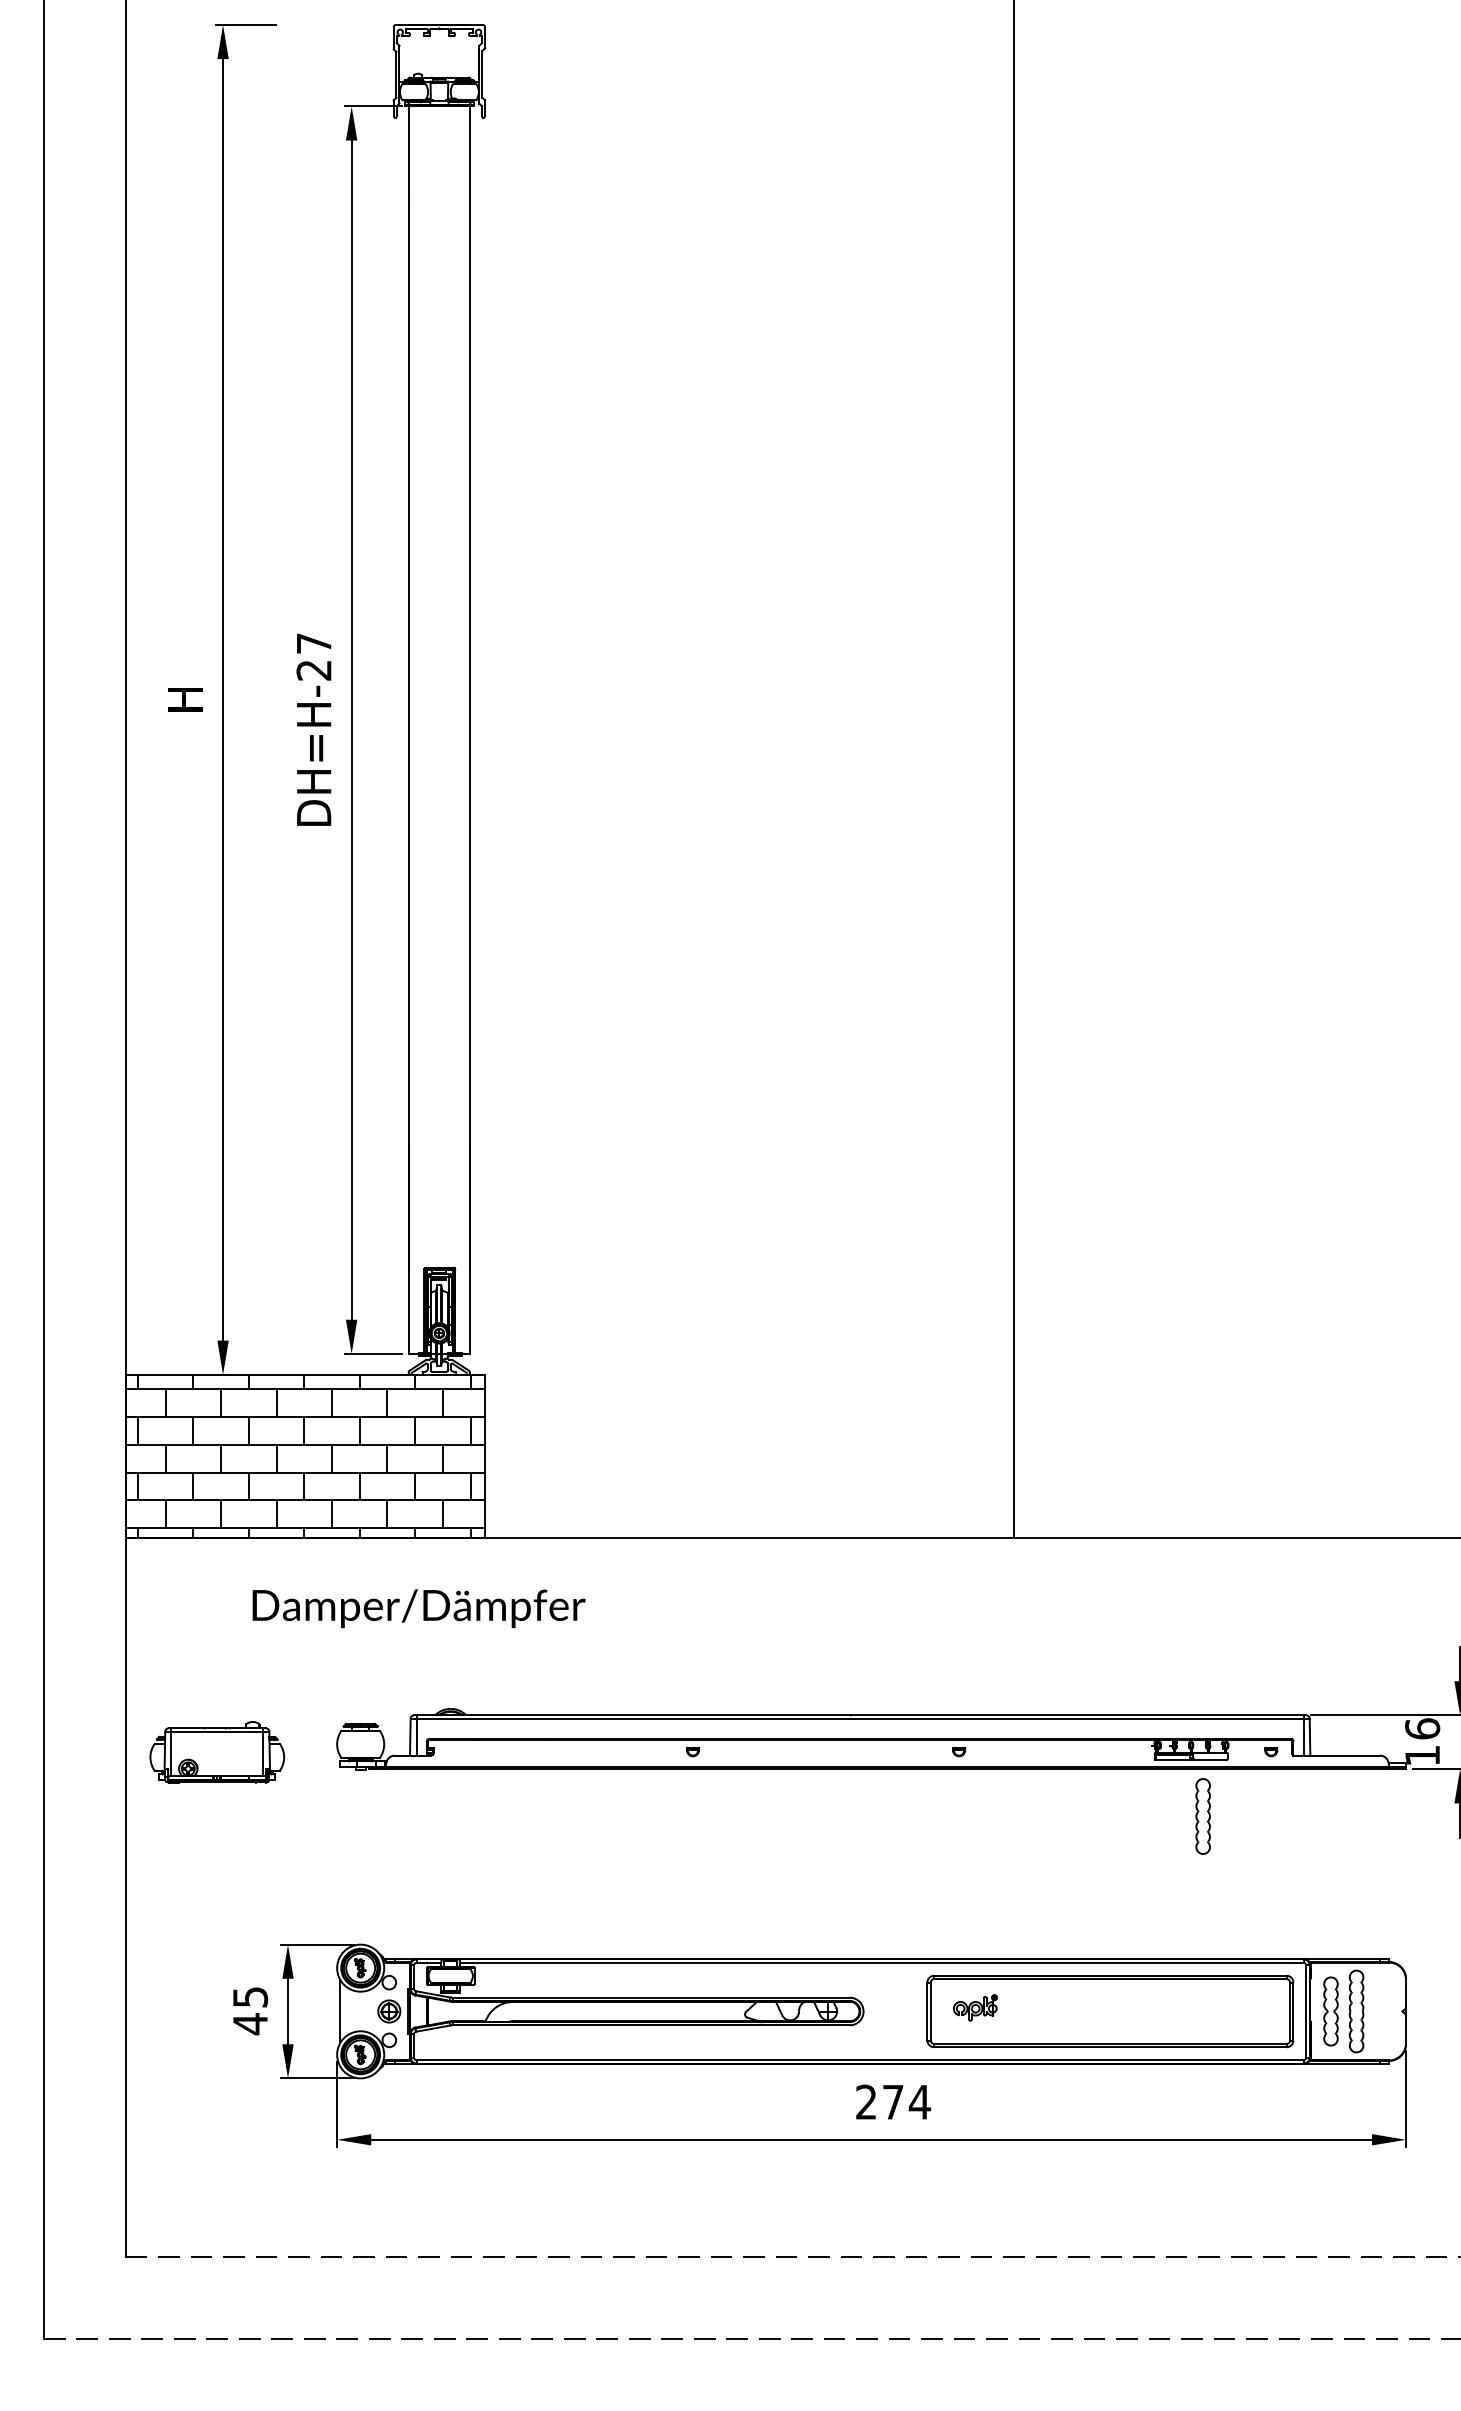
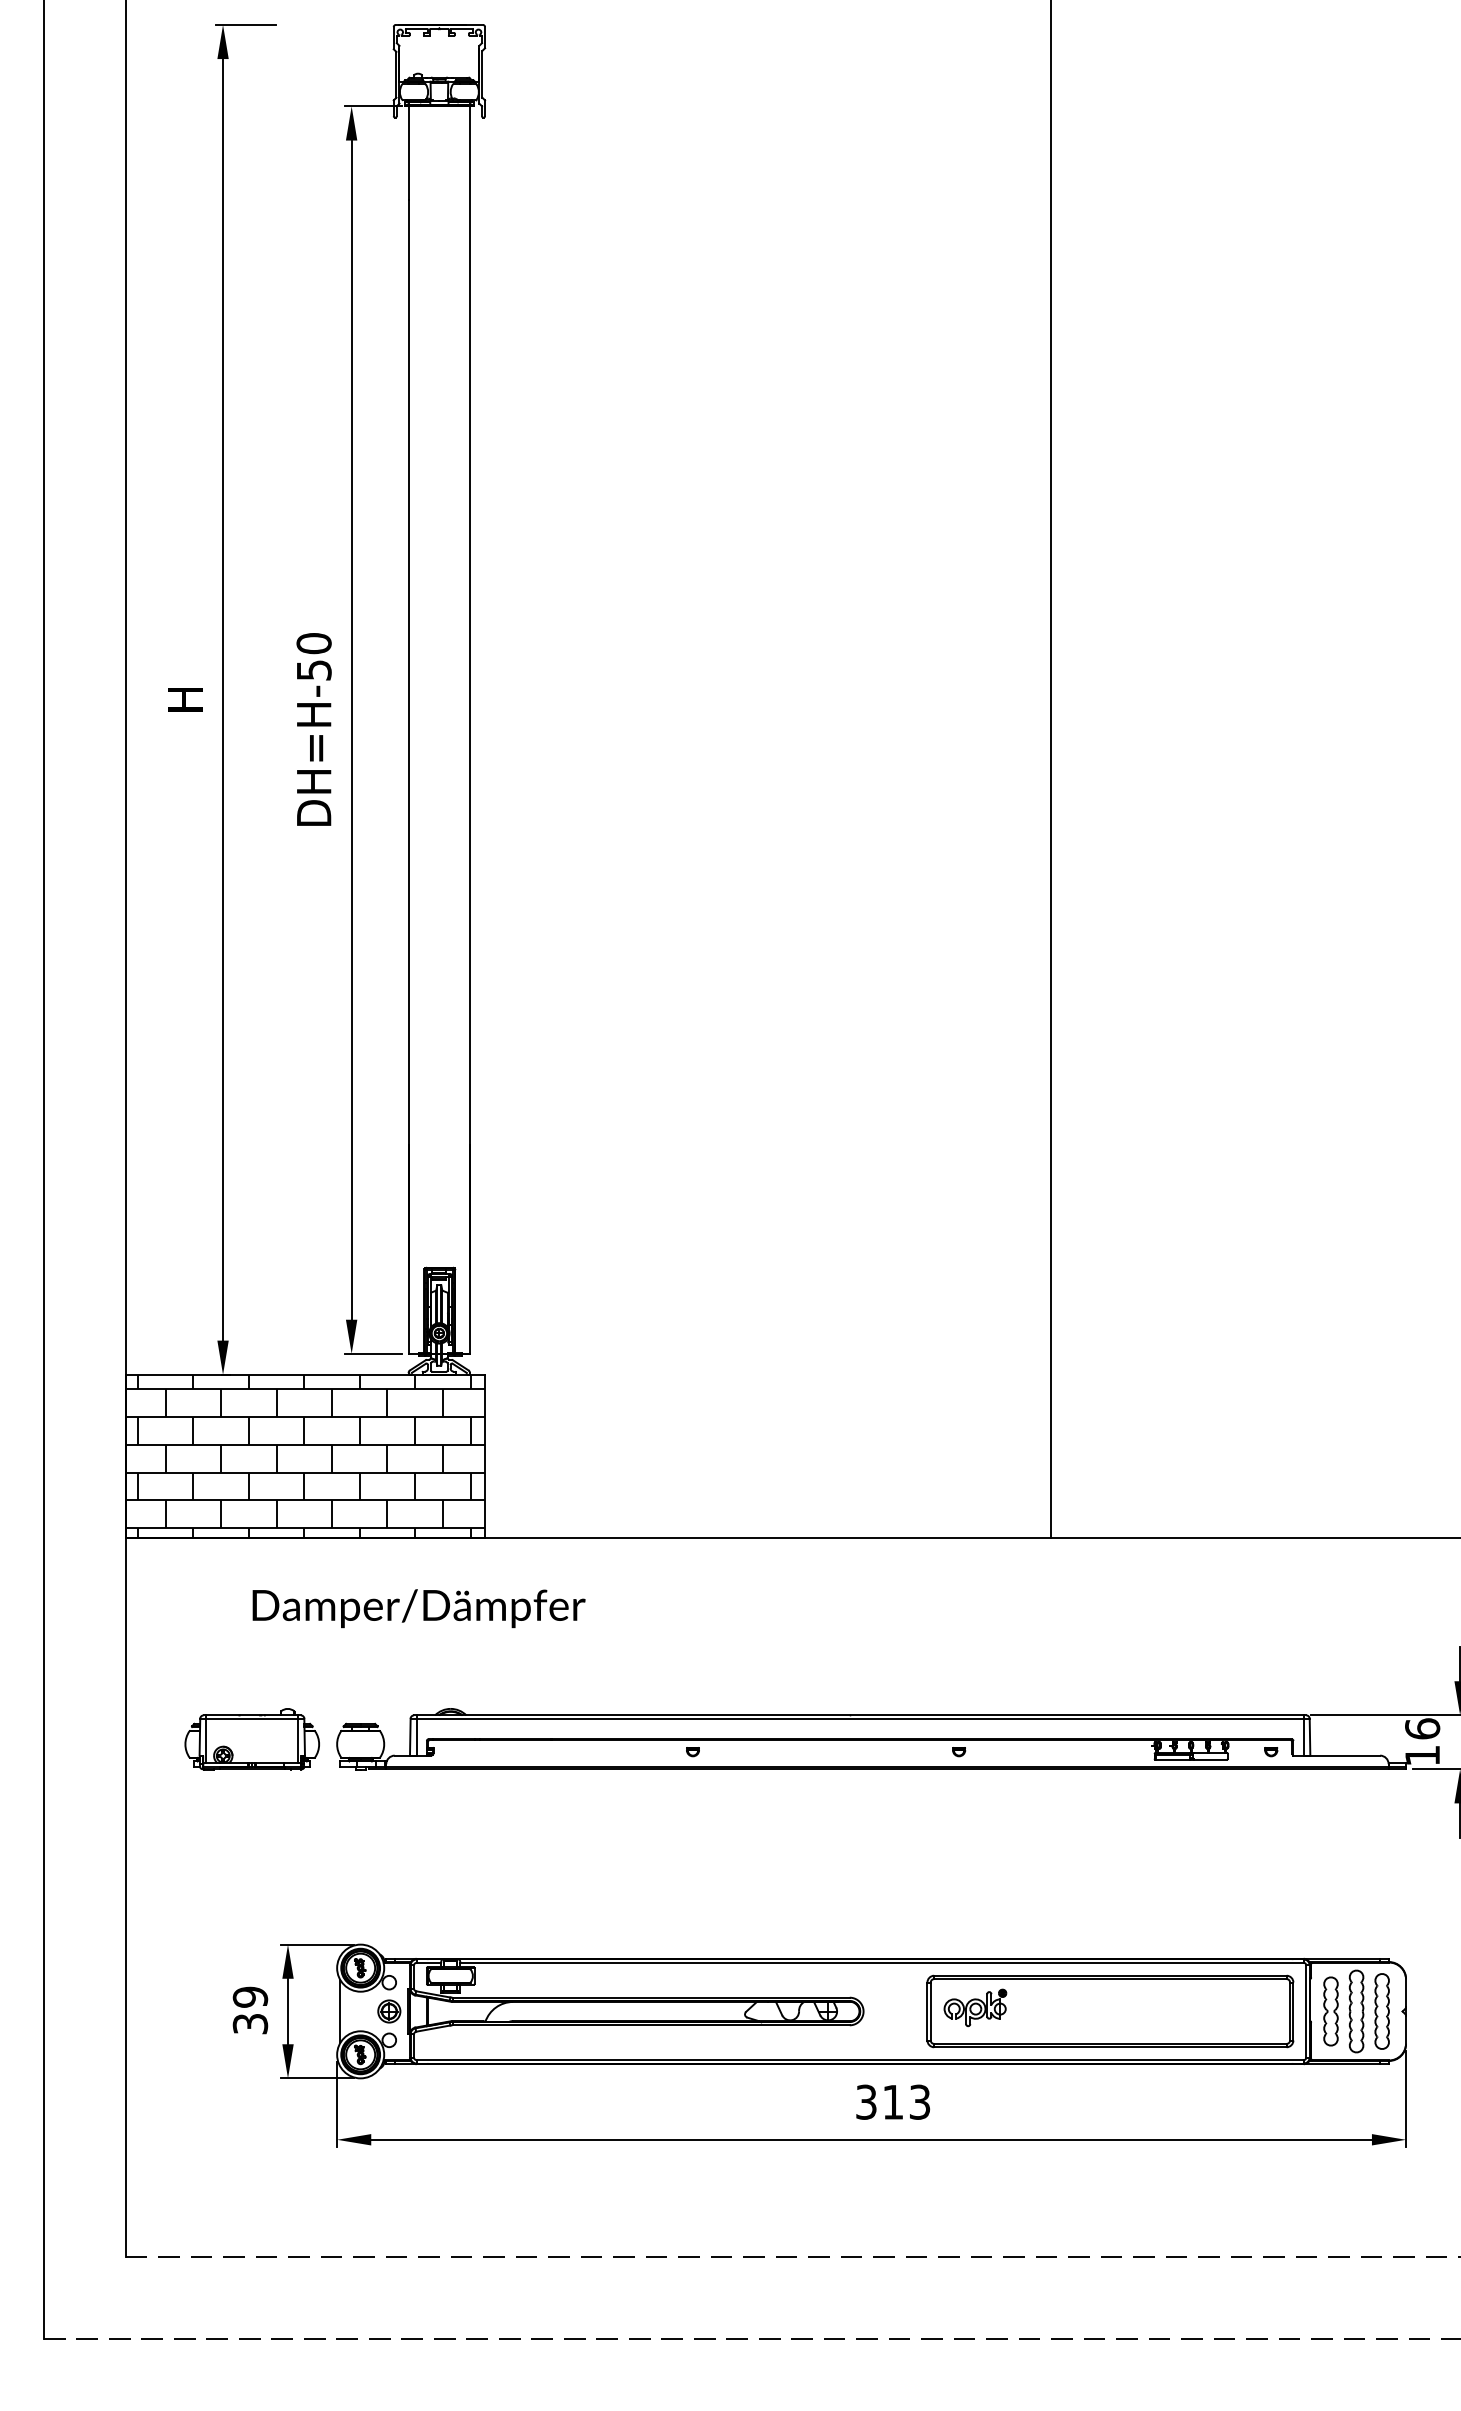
text: DH=H-27 -> DH=H-50 (313, 656)
line position: (1014, 769) -> (1051, 769) (1051, 769)
part position: (216, 1752) -> (251, 1739) (251, 1739)
part position: (1202, 1816) -> (1381, 2011) (1381, 2011)
part size: 45x28 px -> 65x40 px (975, 2007)
text: 45 -> 39 (250, 2010)
text: 274 -> 313 (893, 2101)
